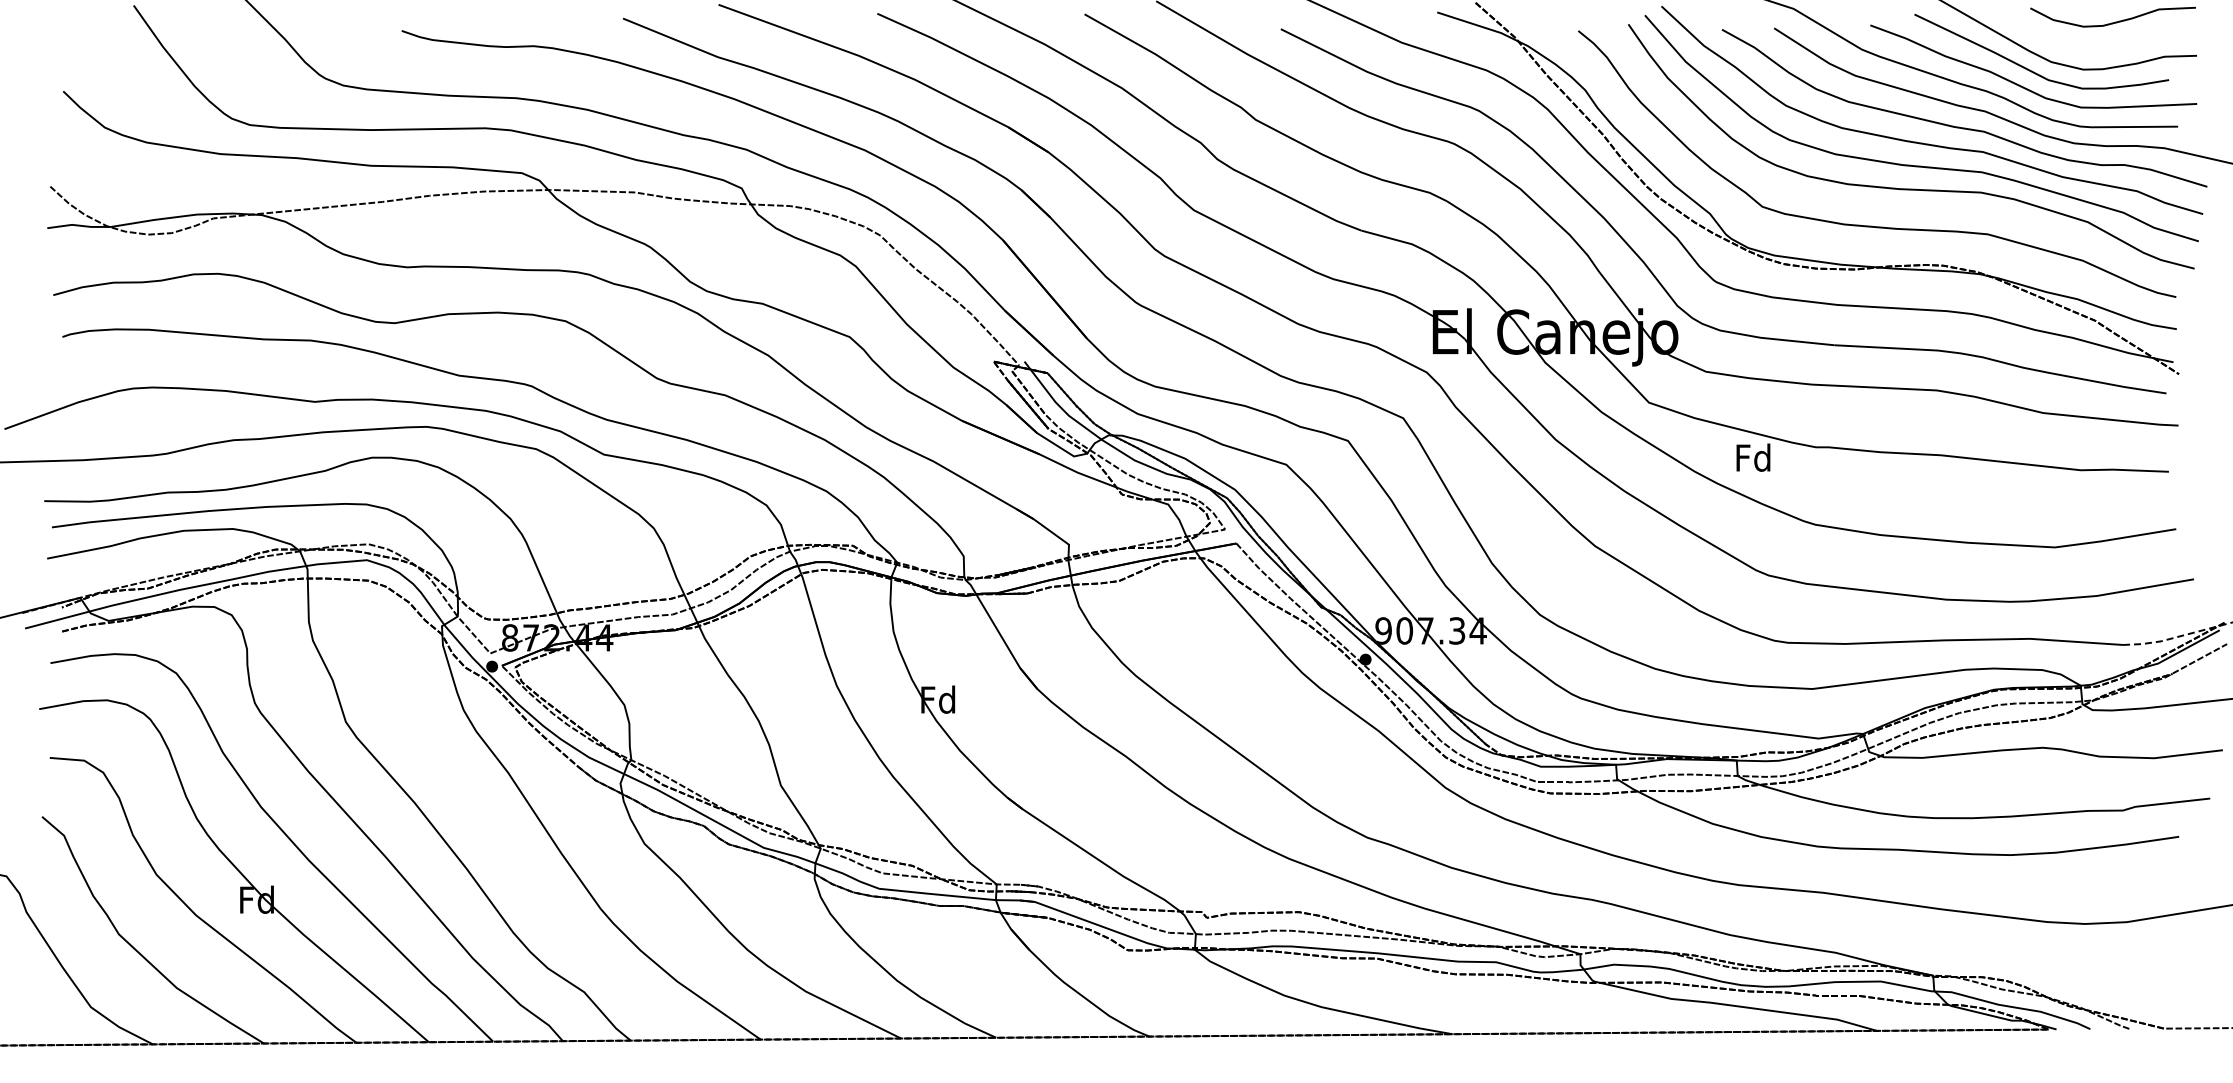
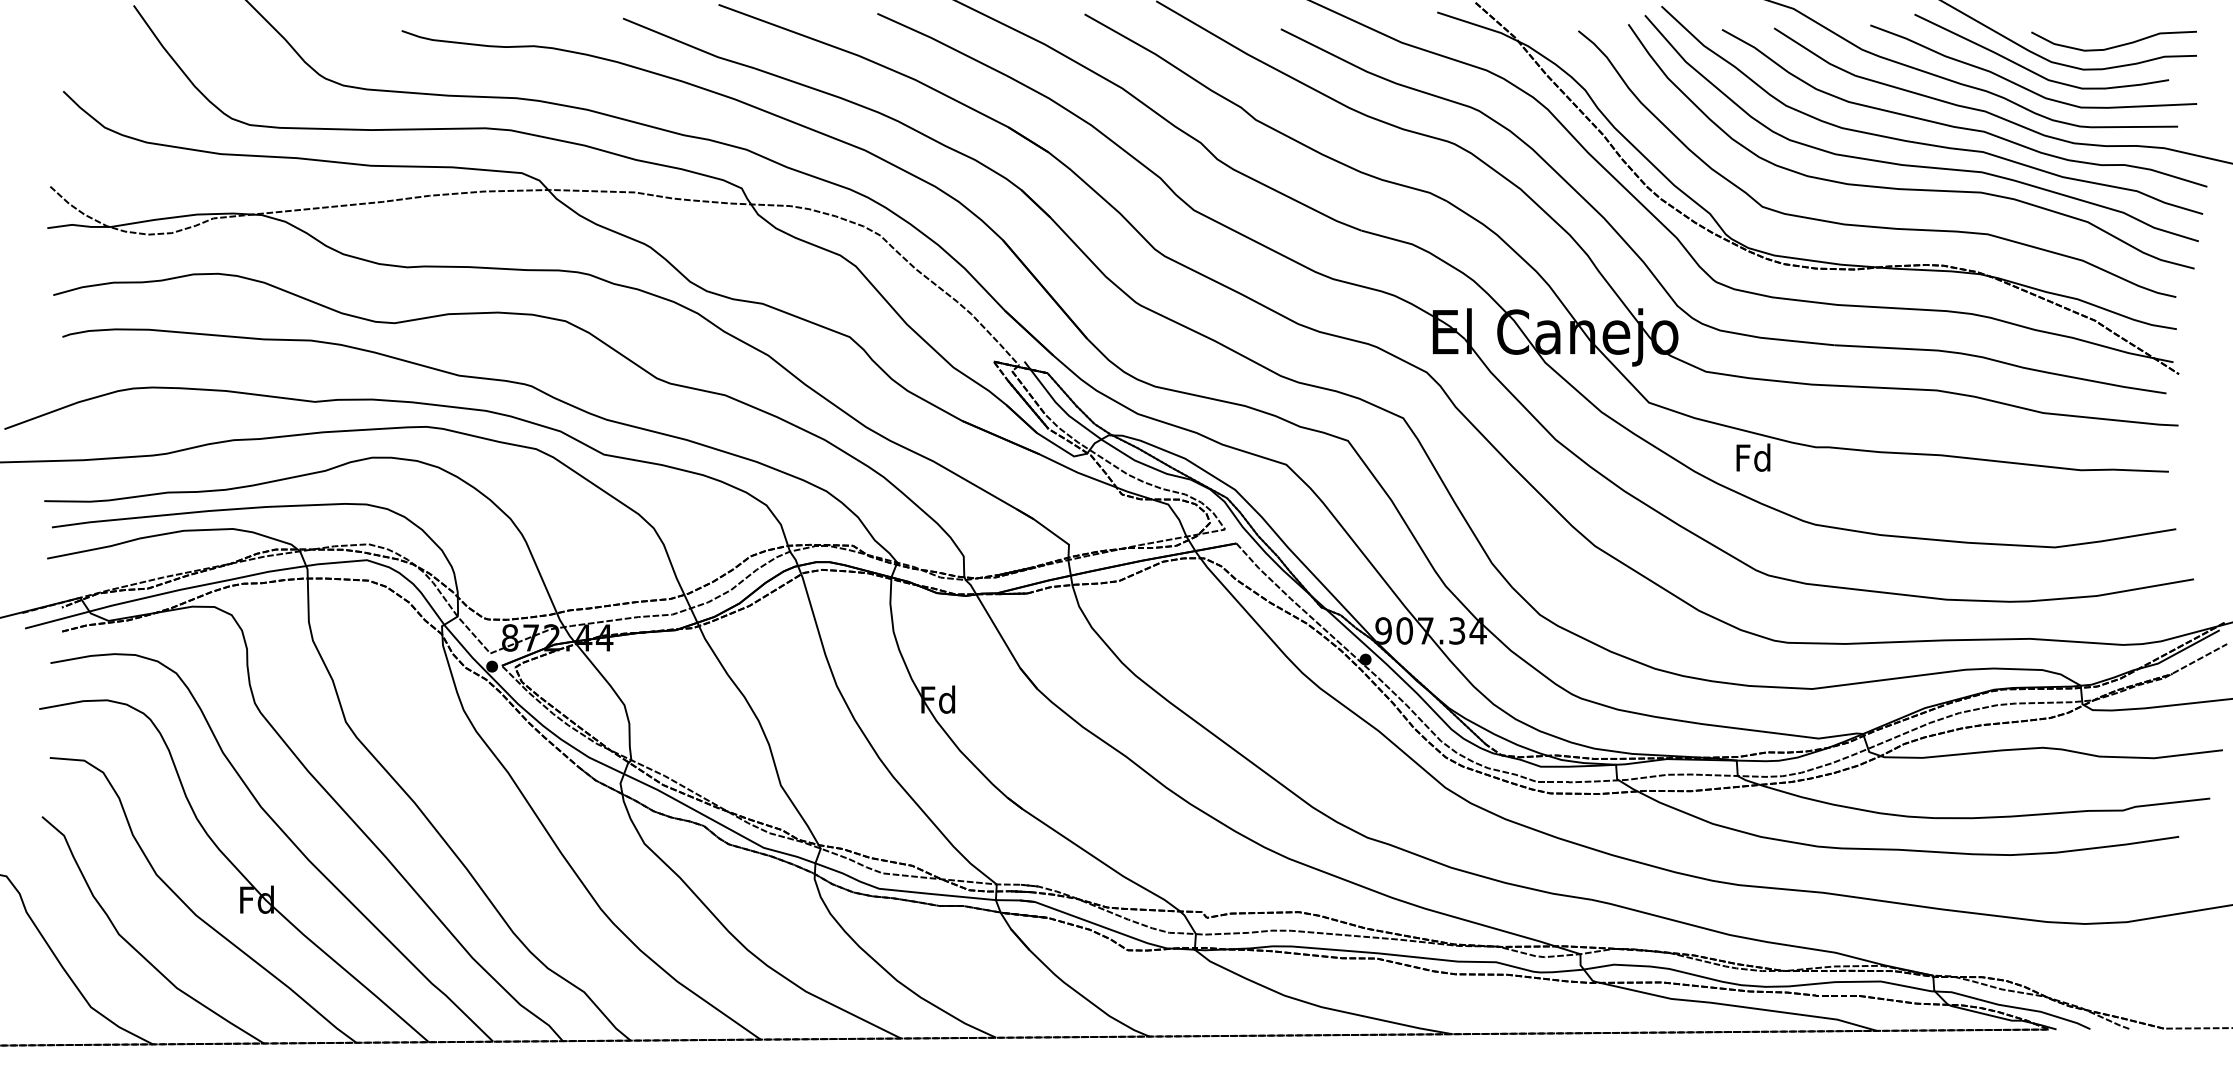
curve position: (2115, 21) -> (2116, 45) (2116, 45)
line: dashed -> solid (2177, 637)
